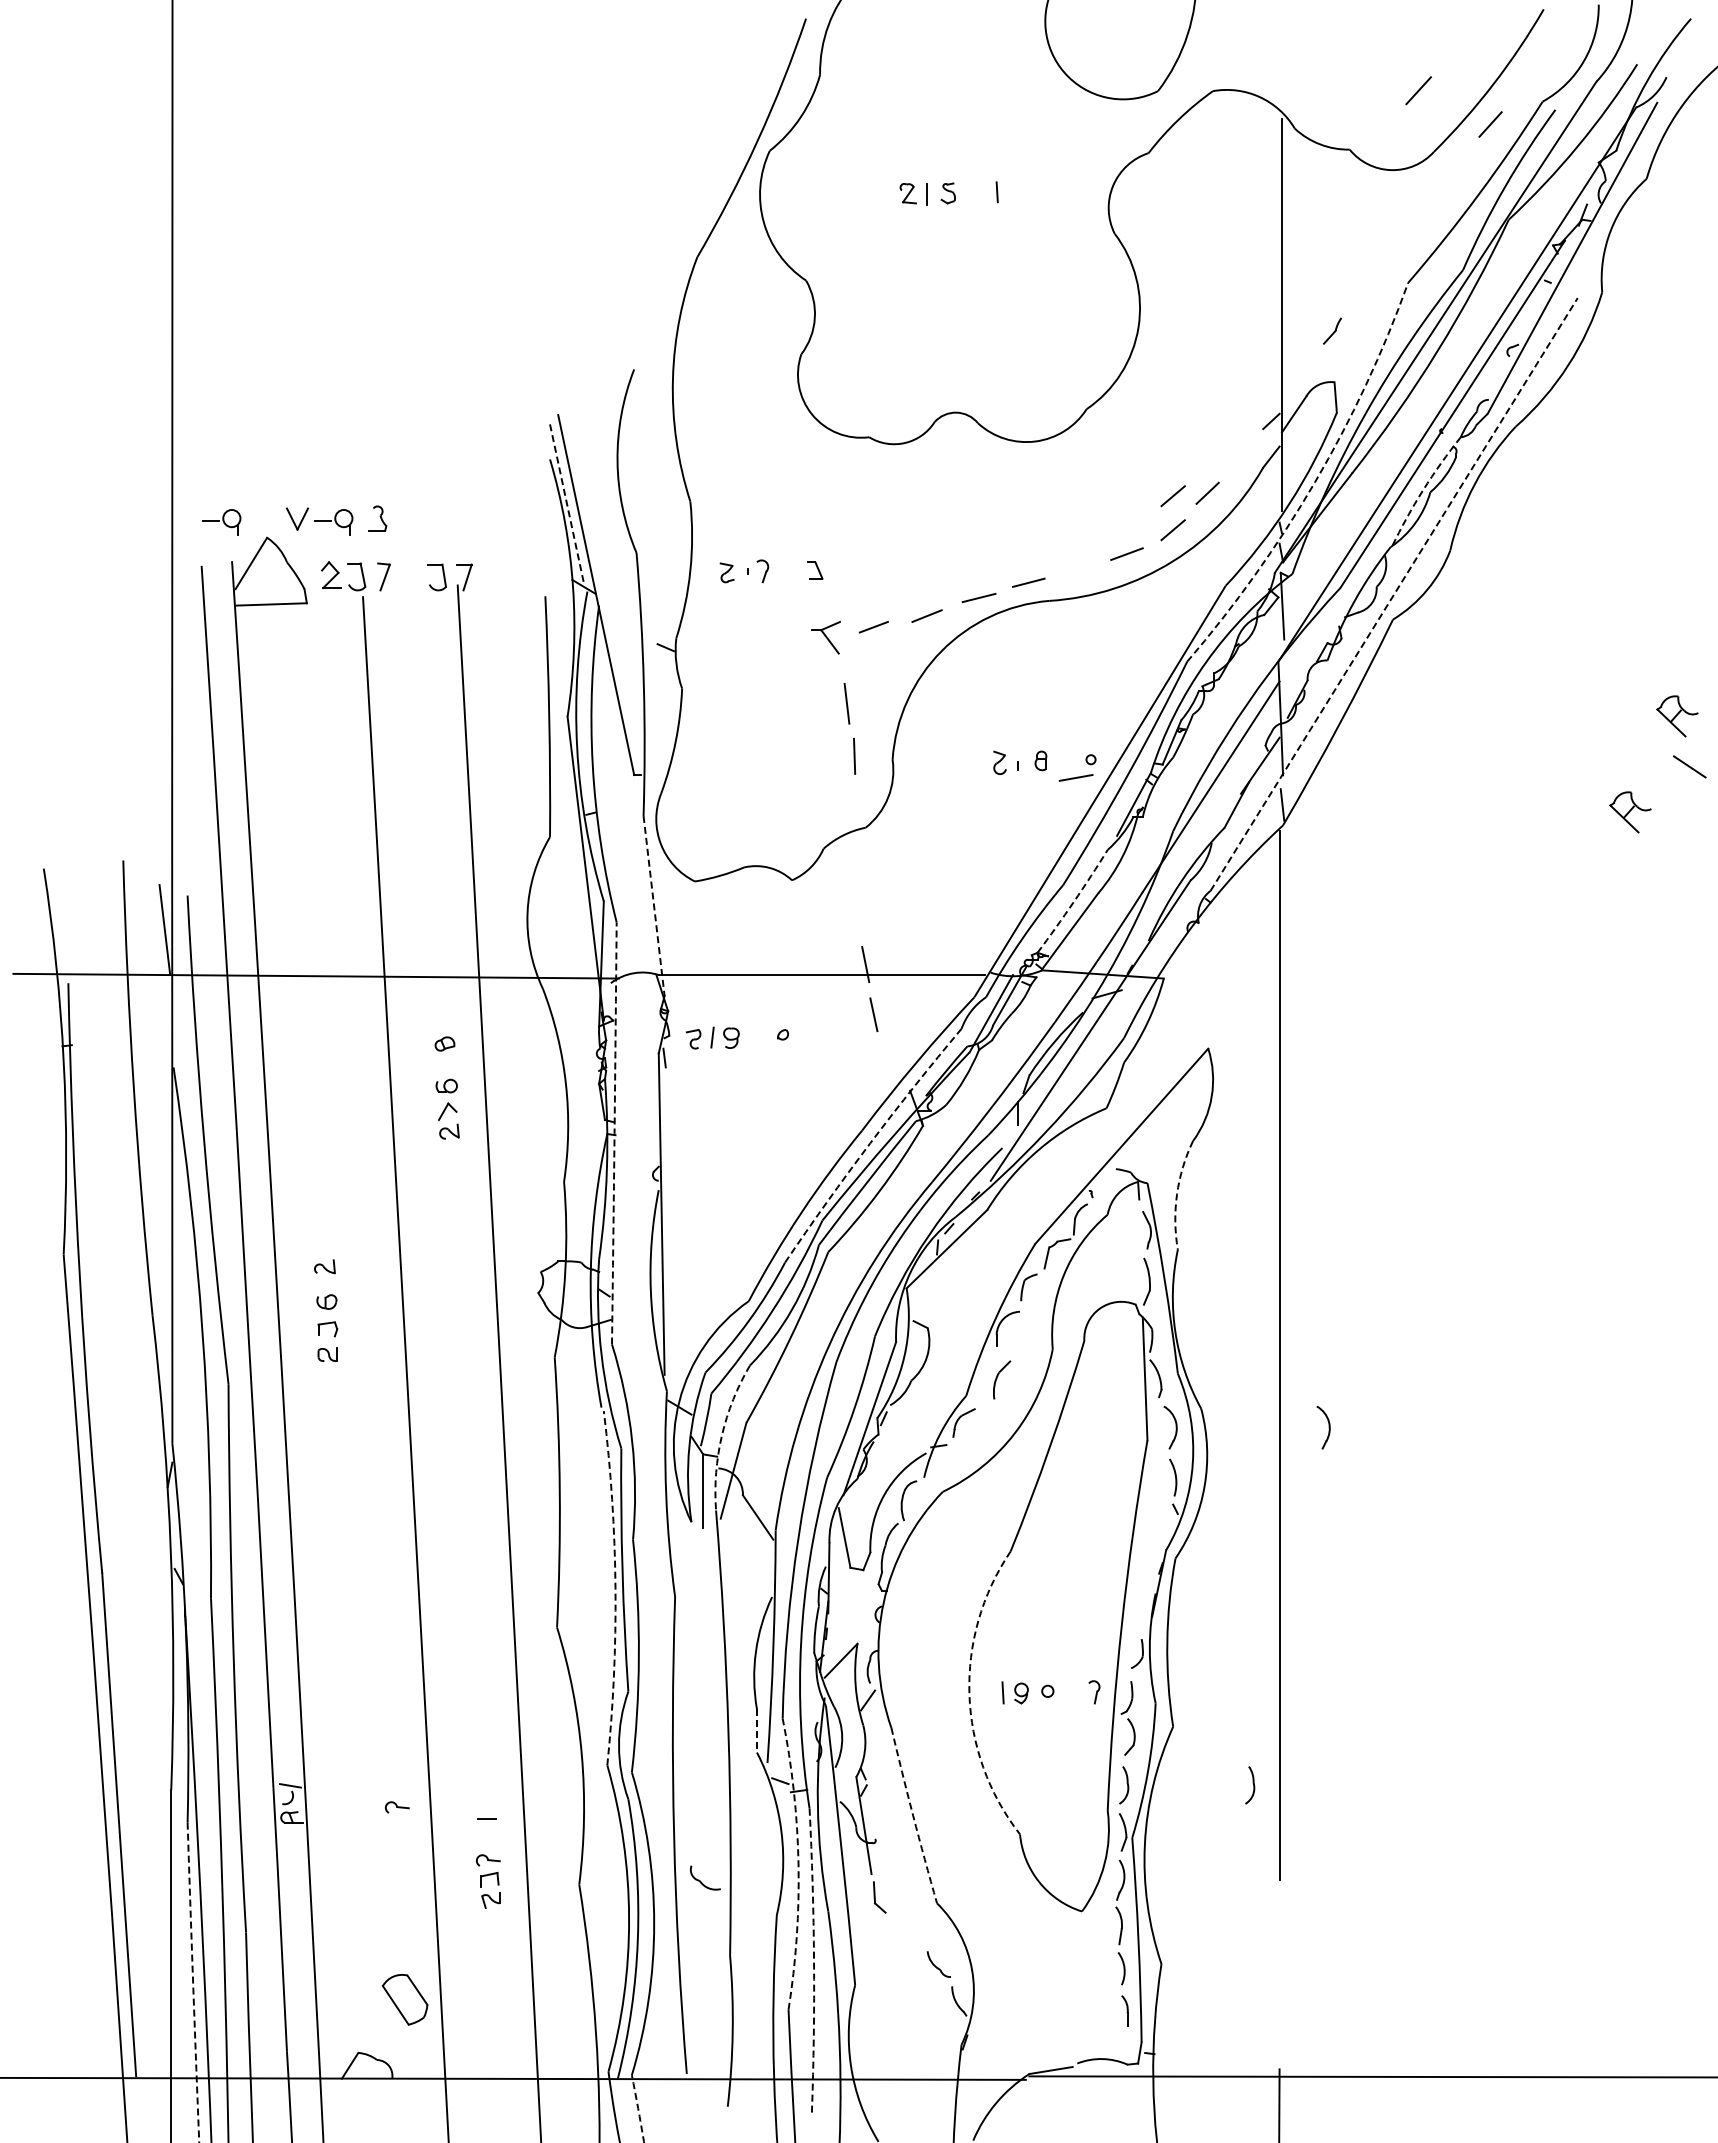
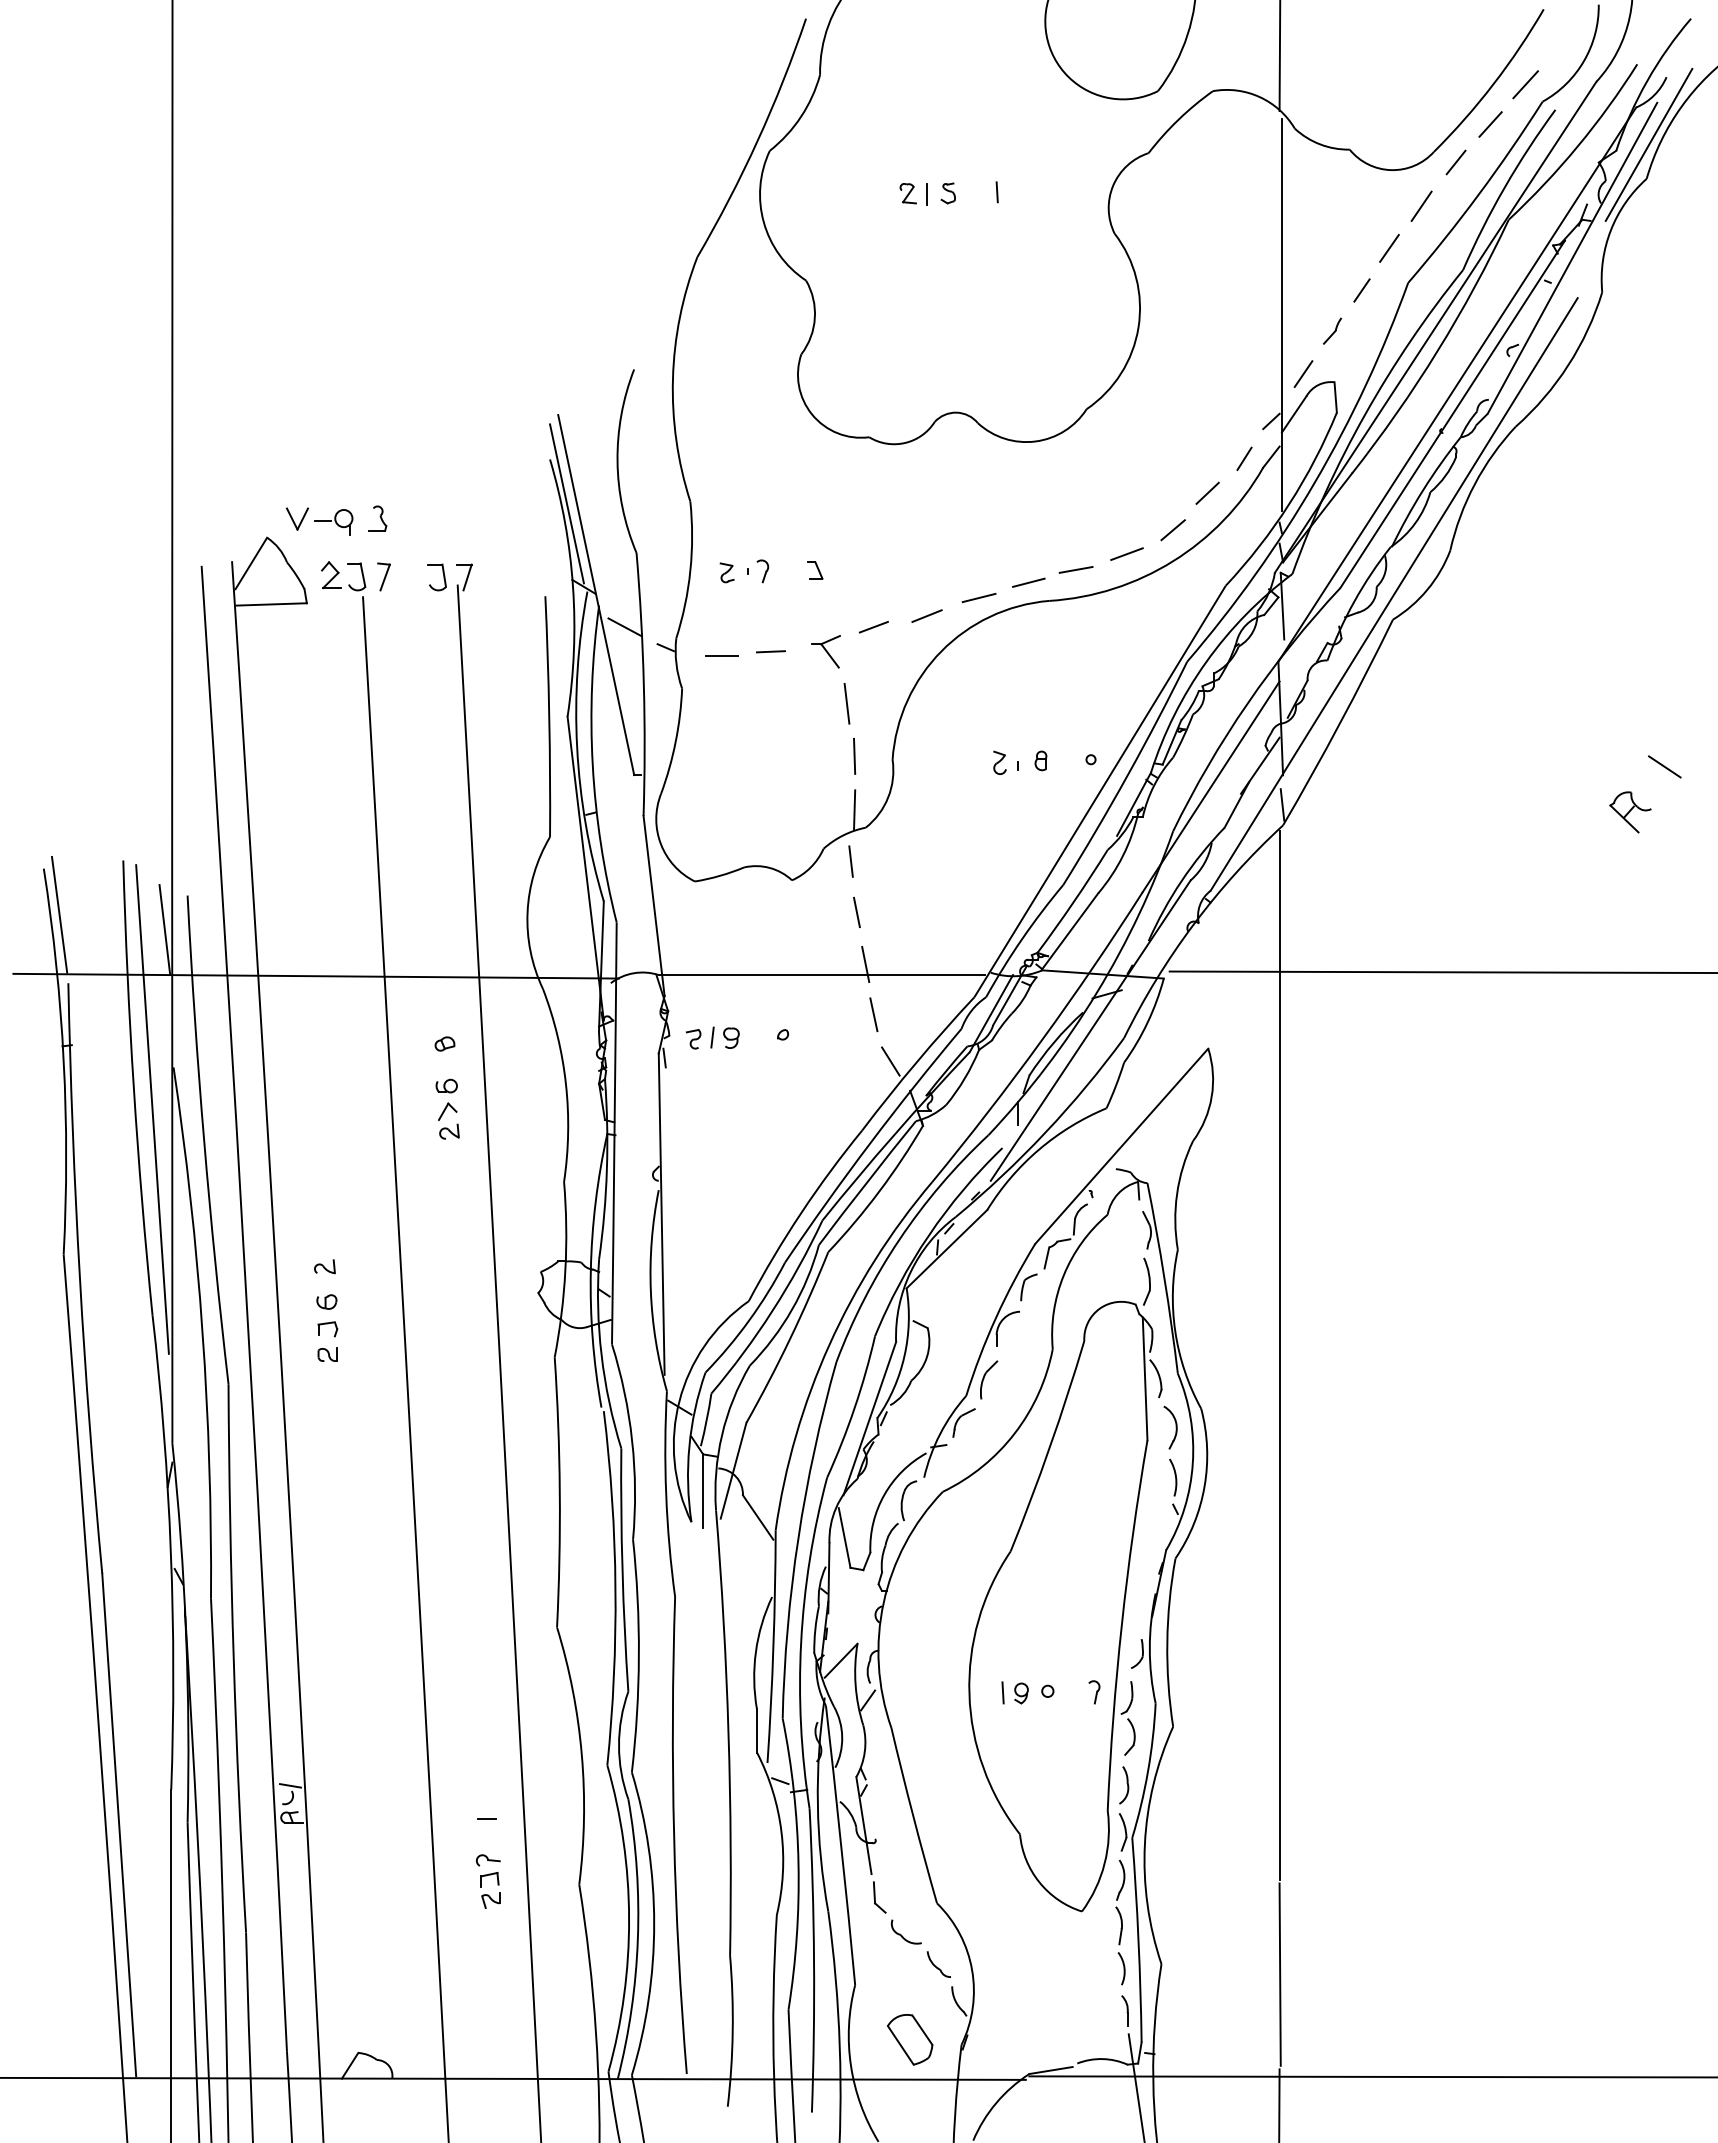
line: none -> present (1279, 56)
line position: (1418, 90) -> (1525, 84) (1525, 84)
line: none -> present (1648, 144)
line: none -> present (1455, 162)
line: none -> present (1421, 205)
line: none -> present (1389, 247)
line: none -> present (1361, 290)
line: none -> present (1303, 373)
line: none -> present (1244, 458)
arc: dashed -> solid (1314, 482)
arc: dashed -> solid (1423, 490)
line: present -> none (1172, 496)
line: dashed -> solid (567, 504)
part: present -> none (221, 522)
line: dashed -> solid (1394, 594)
line: none -> present (624, 626)
part position: (825, 637) -> (825, 651) (825, 651)
line: none -> present (770, 651)
line: none -> present (721, 655)
part: present -> none (1677, 716)
line position: (1689, 766) -> (1664, 766) (1664, 766)
line position: (1075, 777) -> (1075, 569) (1075, 569)
line: none -> present (854, 810)
line: none -> present (850, 861)
arc: dashed -> solid (1073, 902)
line: dashed -> solid (654, 906)
line: none -> present (856, 912)
line: none -> present (59, 914)
line: none -> present (1441, 972)
line: none -> present (890, 1061)
line: none -> present (152, 1109)
arc: dashed -> solid (614, 1133)
arc: dashed -> solid (870, 1143)
arc: dashed -> solid (1177, 1194)
part position: (1002, 1379) -> (989, 1379) (989, 1379)
part: present -> none (1323, 1427)
arc: dashed -> solid (721, 1435)
arc: dashed -> solid (615, 1588)
arc: dashed -> solid (969, 1694)
line: dashed -> solid (756, 1730)
part: present -> none (1250, 1785)
part: present -> none (396, 1807)
arc: dashed -> solid (913, 1815)
arc: dashed -> solid (798, 1863)
part position: (704, 1877) -> (905, 1931) (905, 1931)
arc: dashed -> solid (814, 1960)
line: none -> present (1279, 1974)
arc: dashed -> solid (193, 1982)
part position: (405, 1999) -> (910, 2039) (910, 2039)
line: none -> present (1136, 2086)
arc: dashed -> solid (638, 2108)
